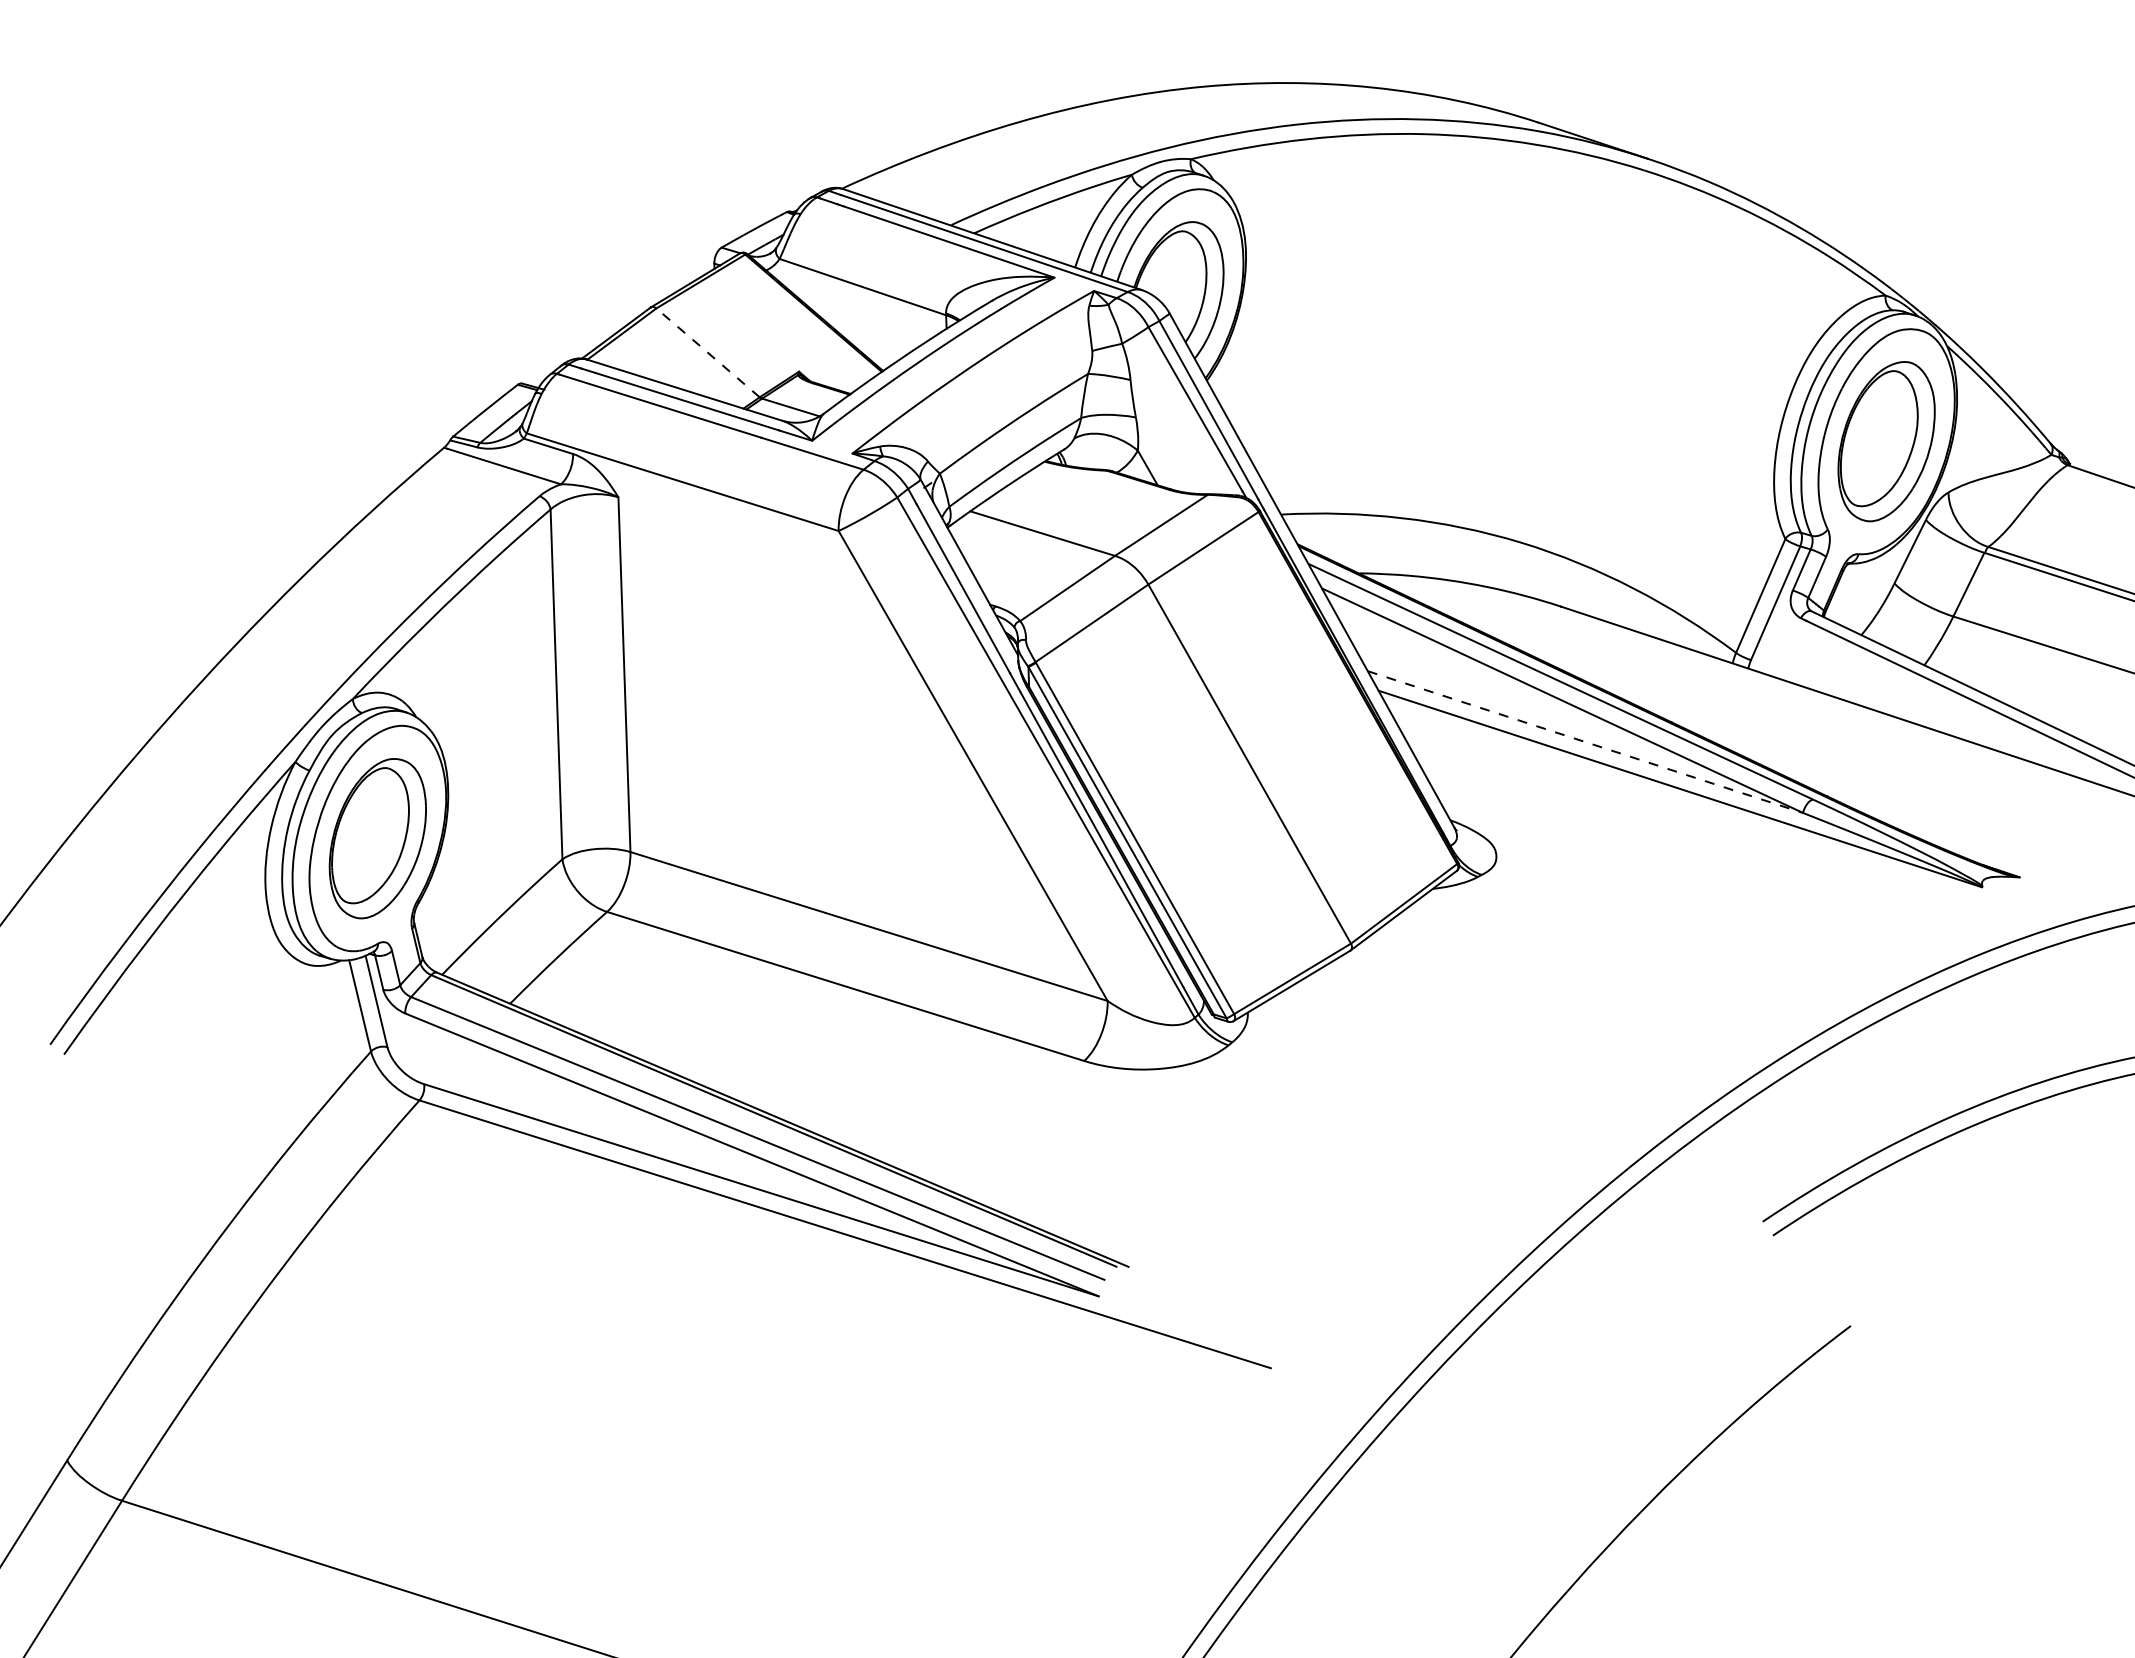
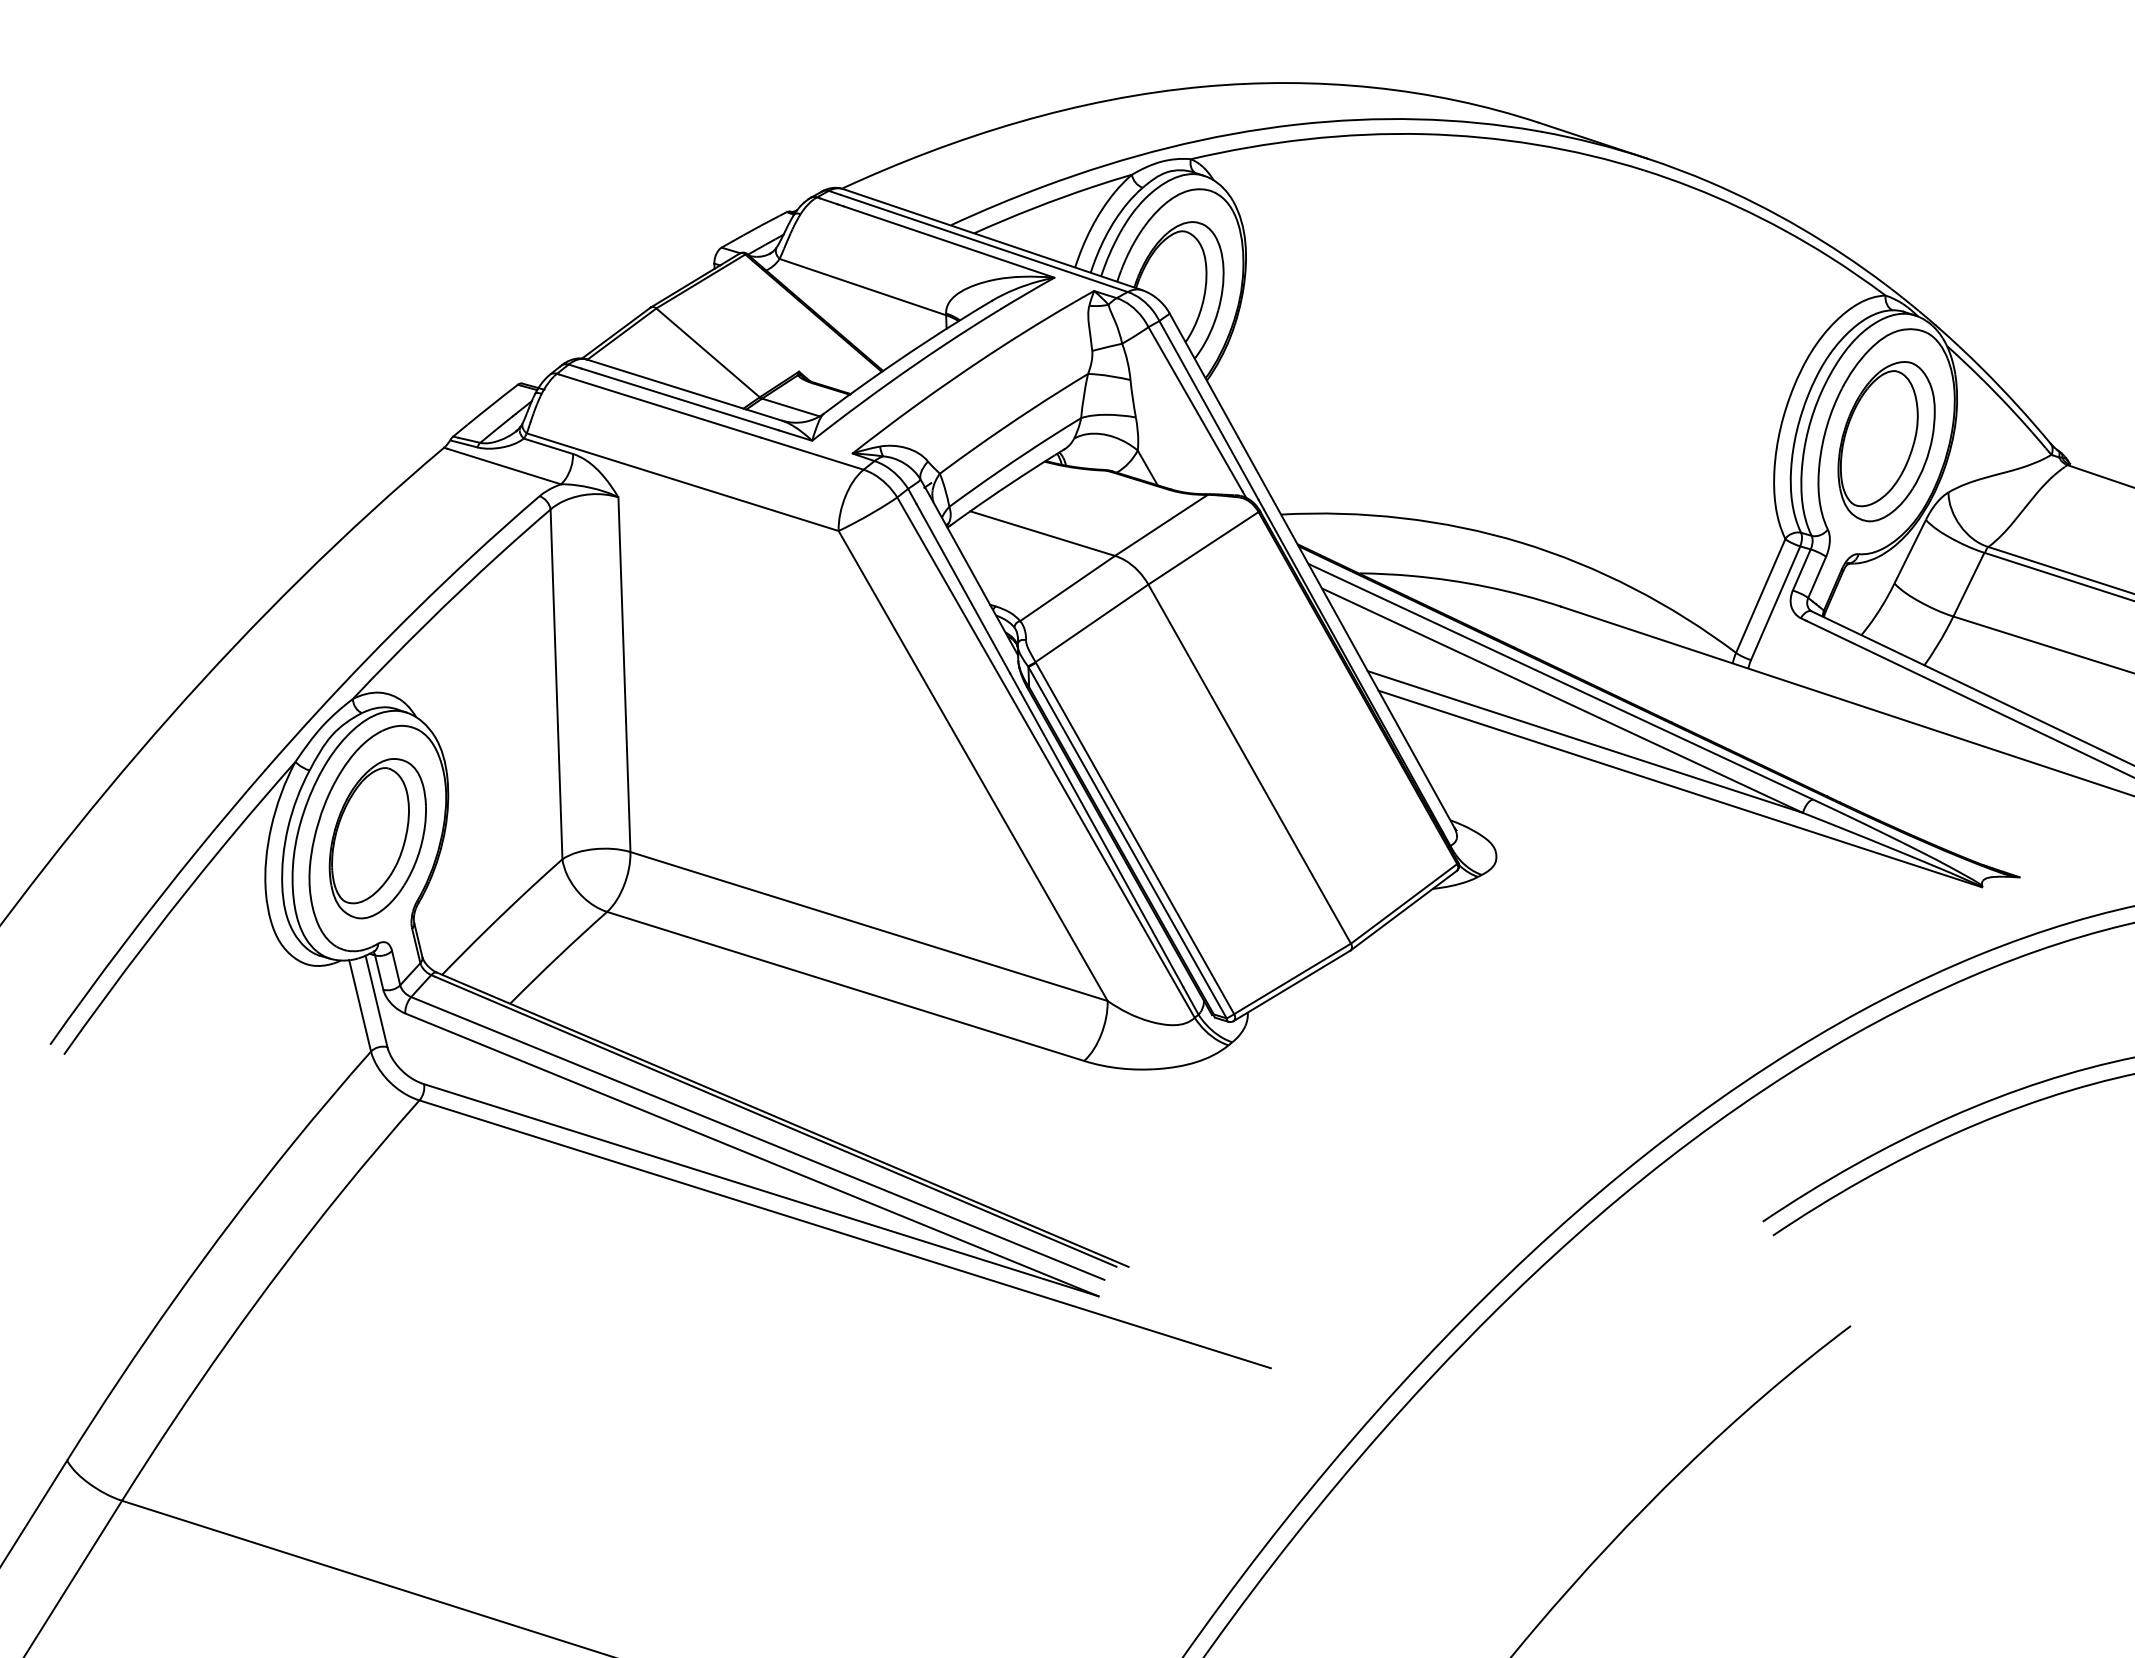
line: dashed -> solid (707, 352)
line: dashed -> solid (1585, 742)
